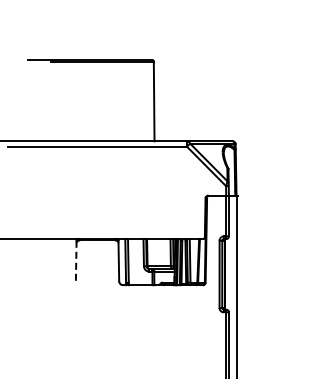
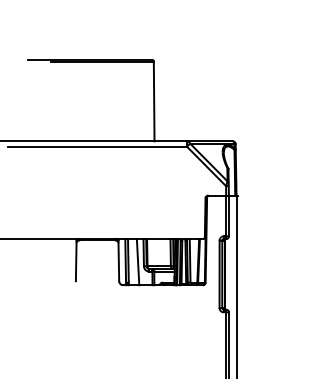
line: dashed -> solid (76, 261)
line: none -> present (137, 262)
